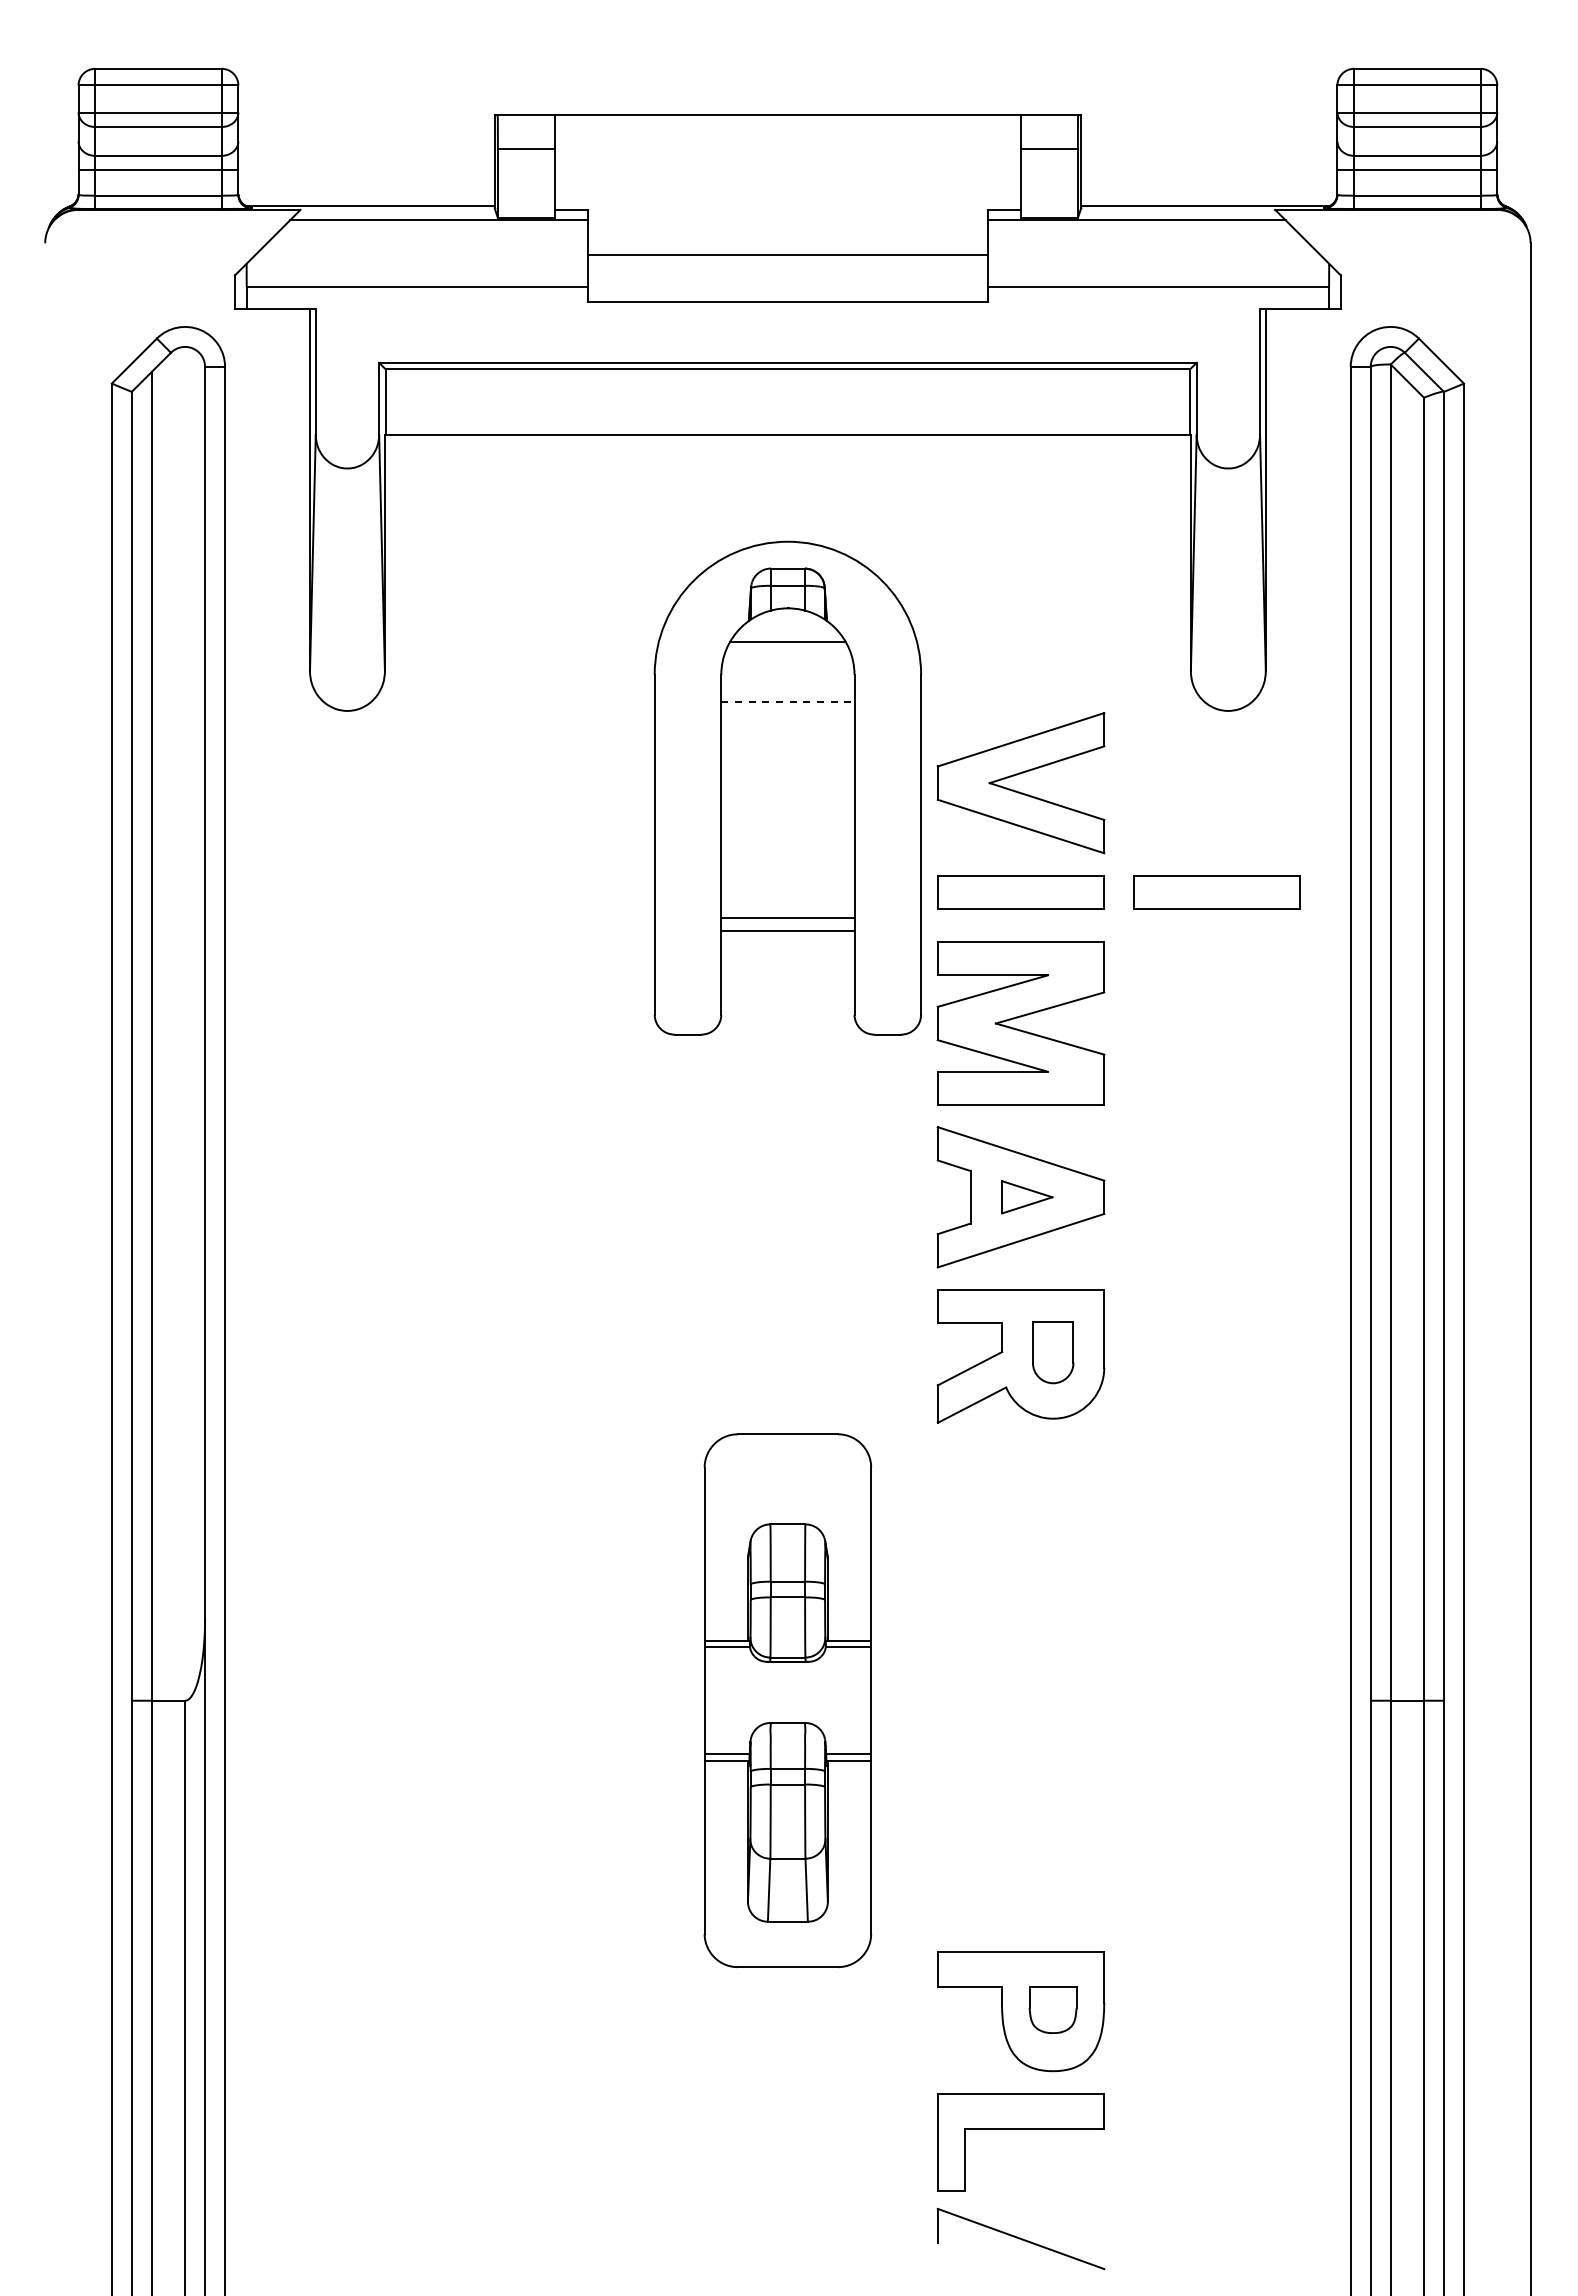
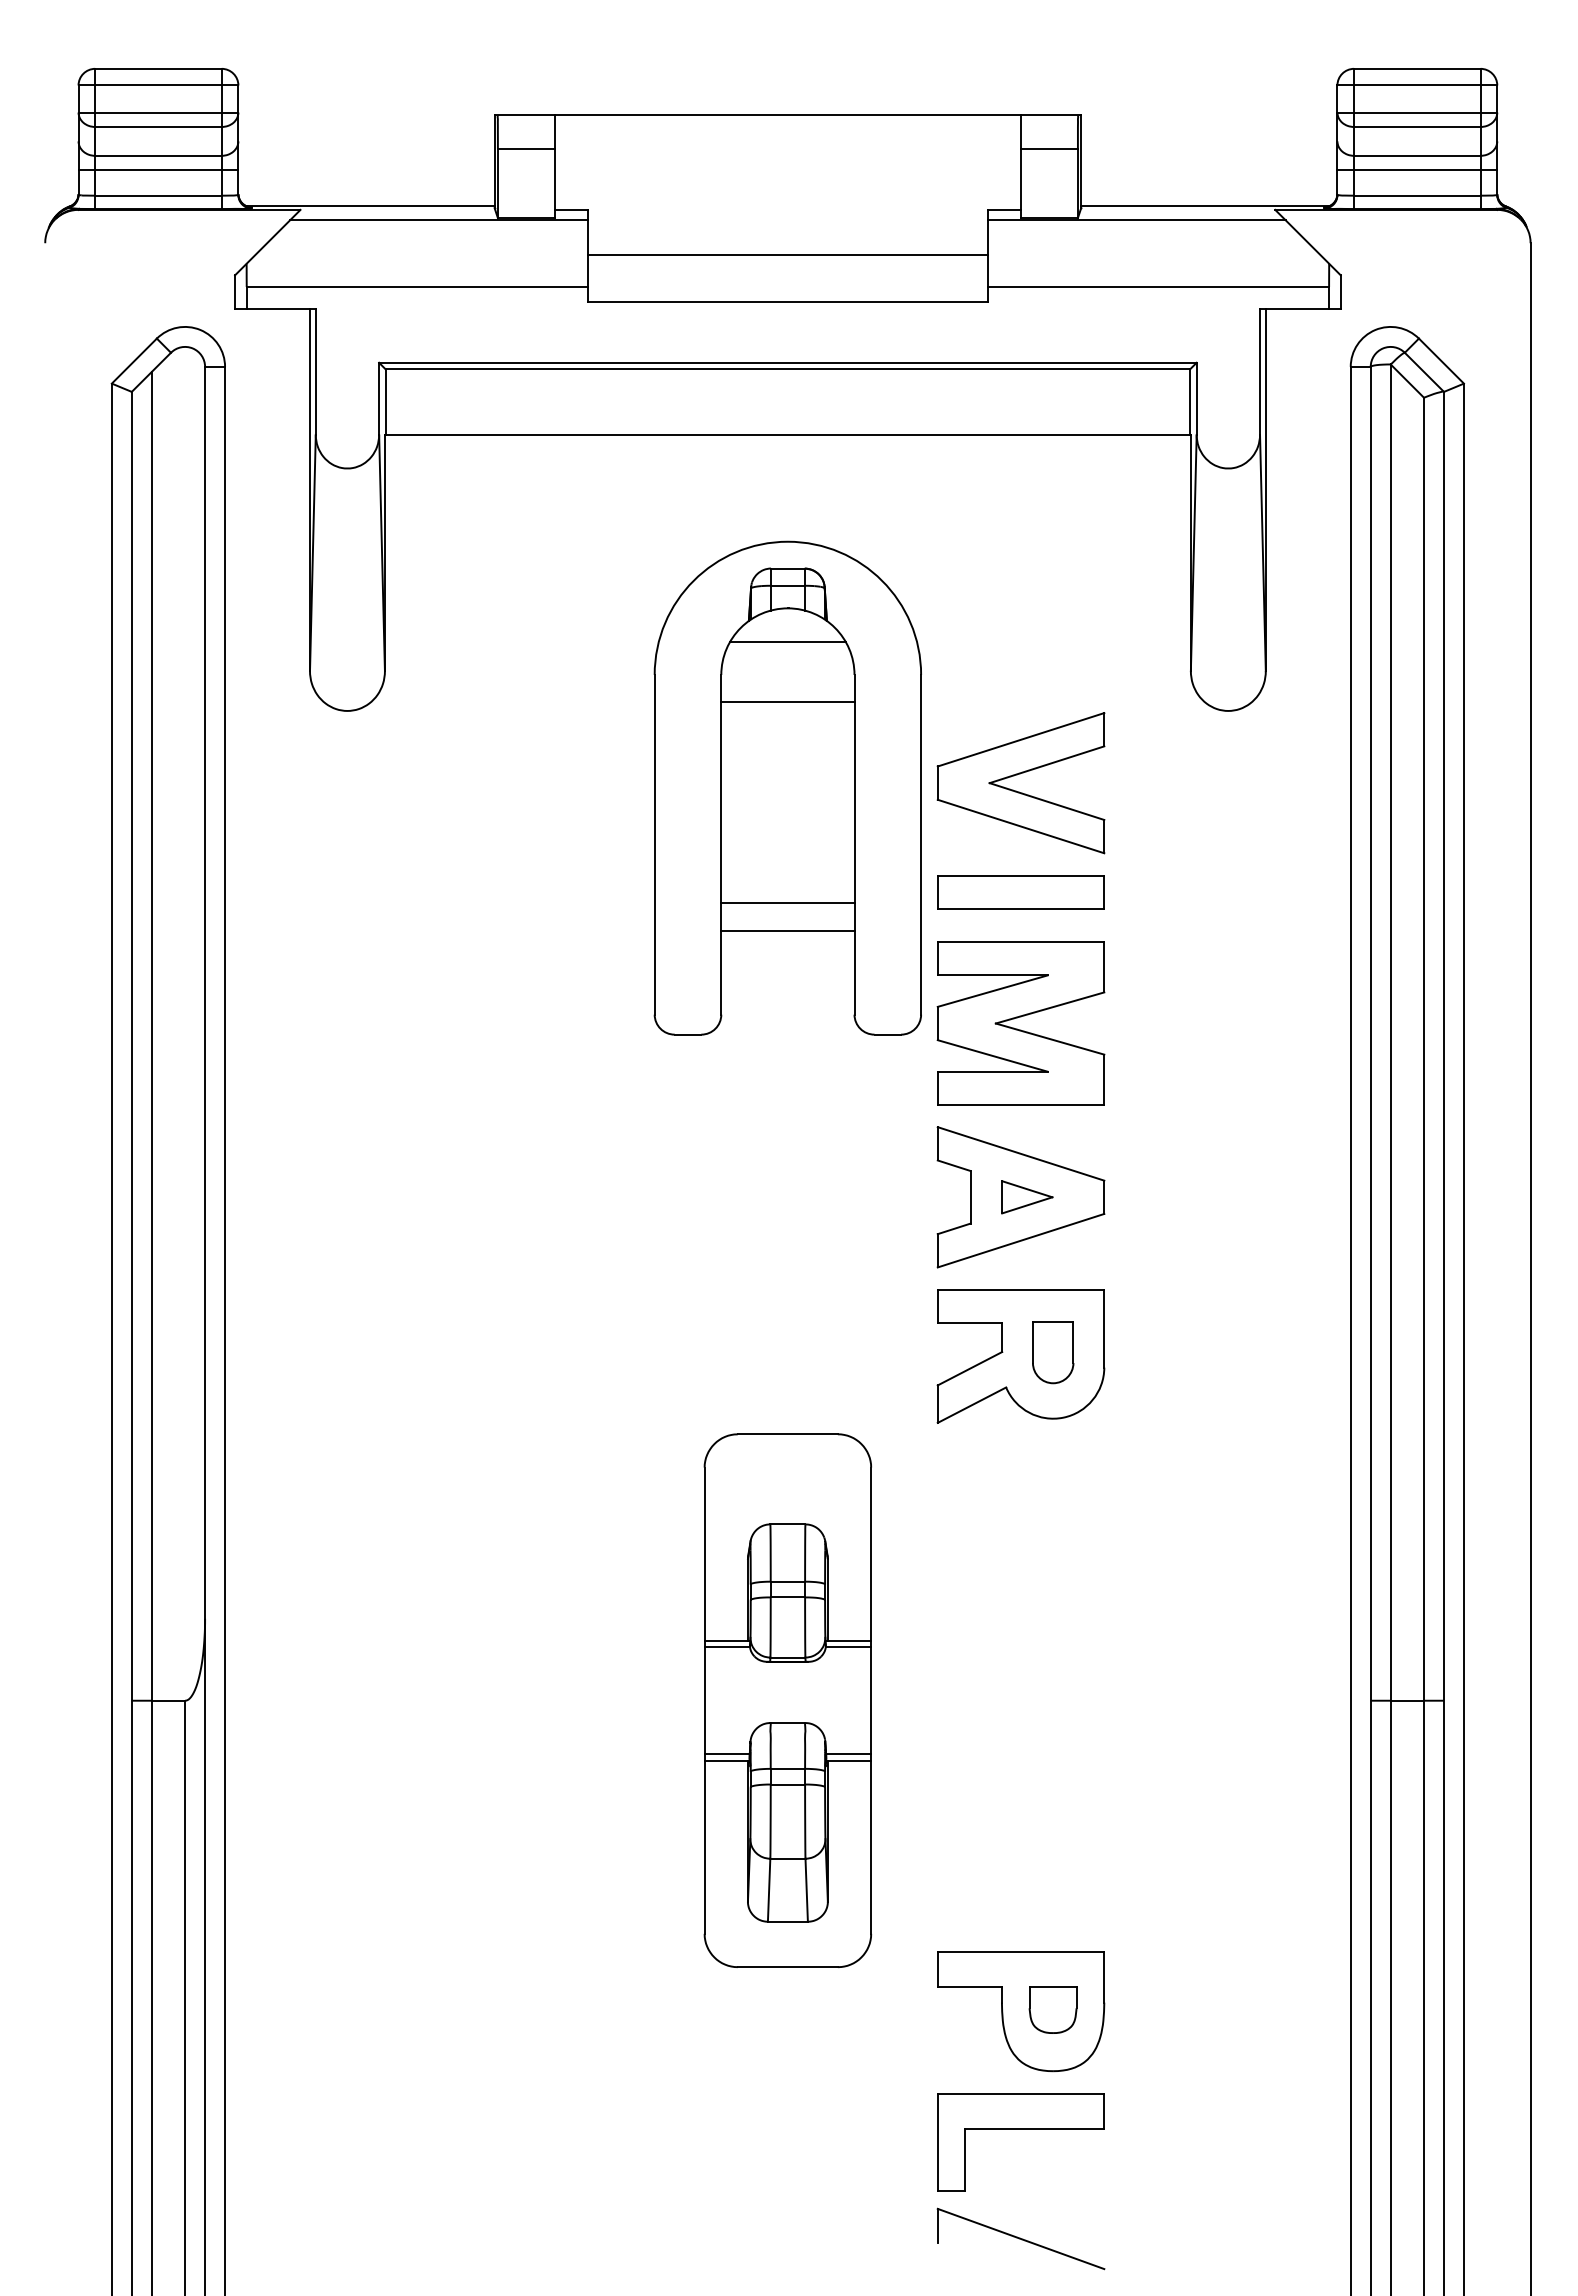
line: dashed -> solid (787, 701)
part: present -> none (1216, 892)
line position: (787, 917) -> (787, 902) (787, 902)
